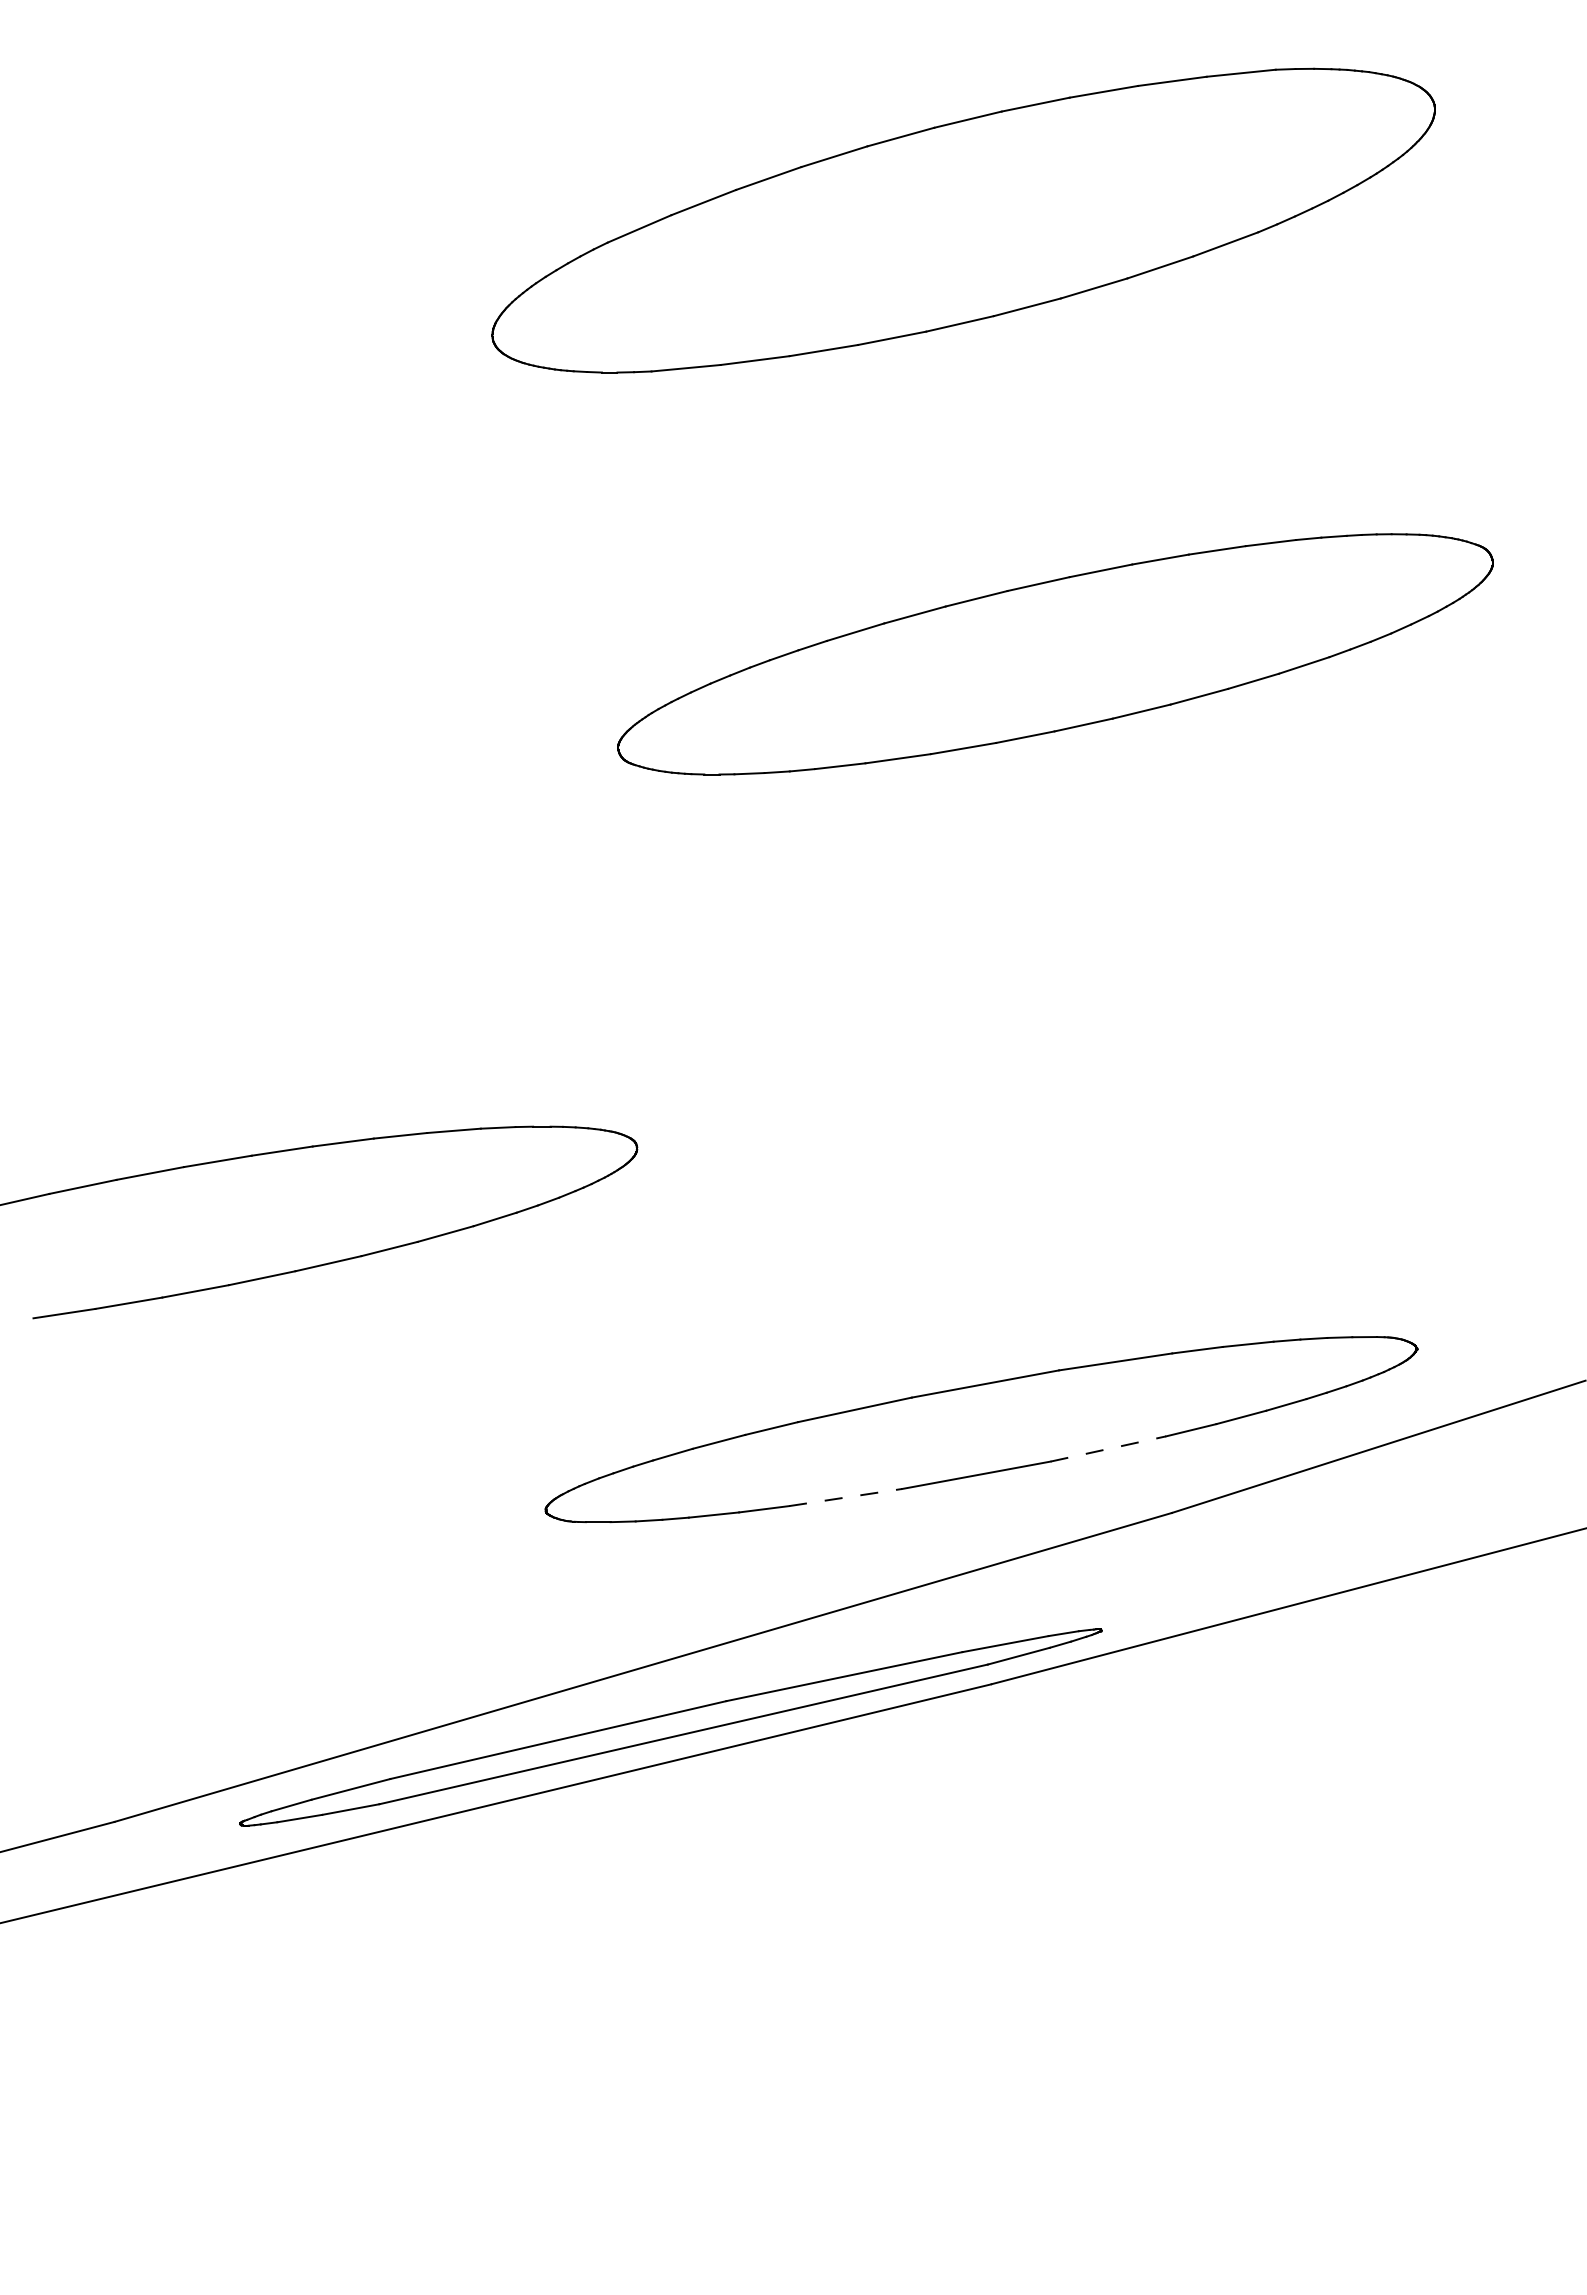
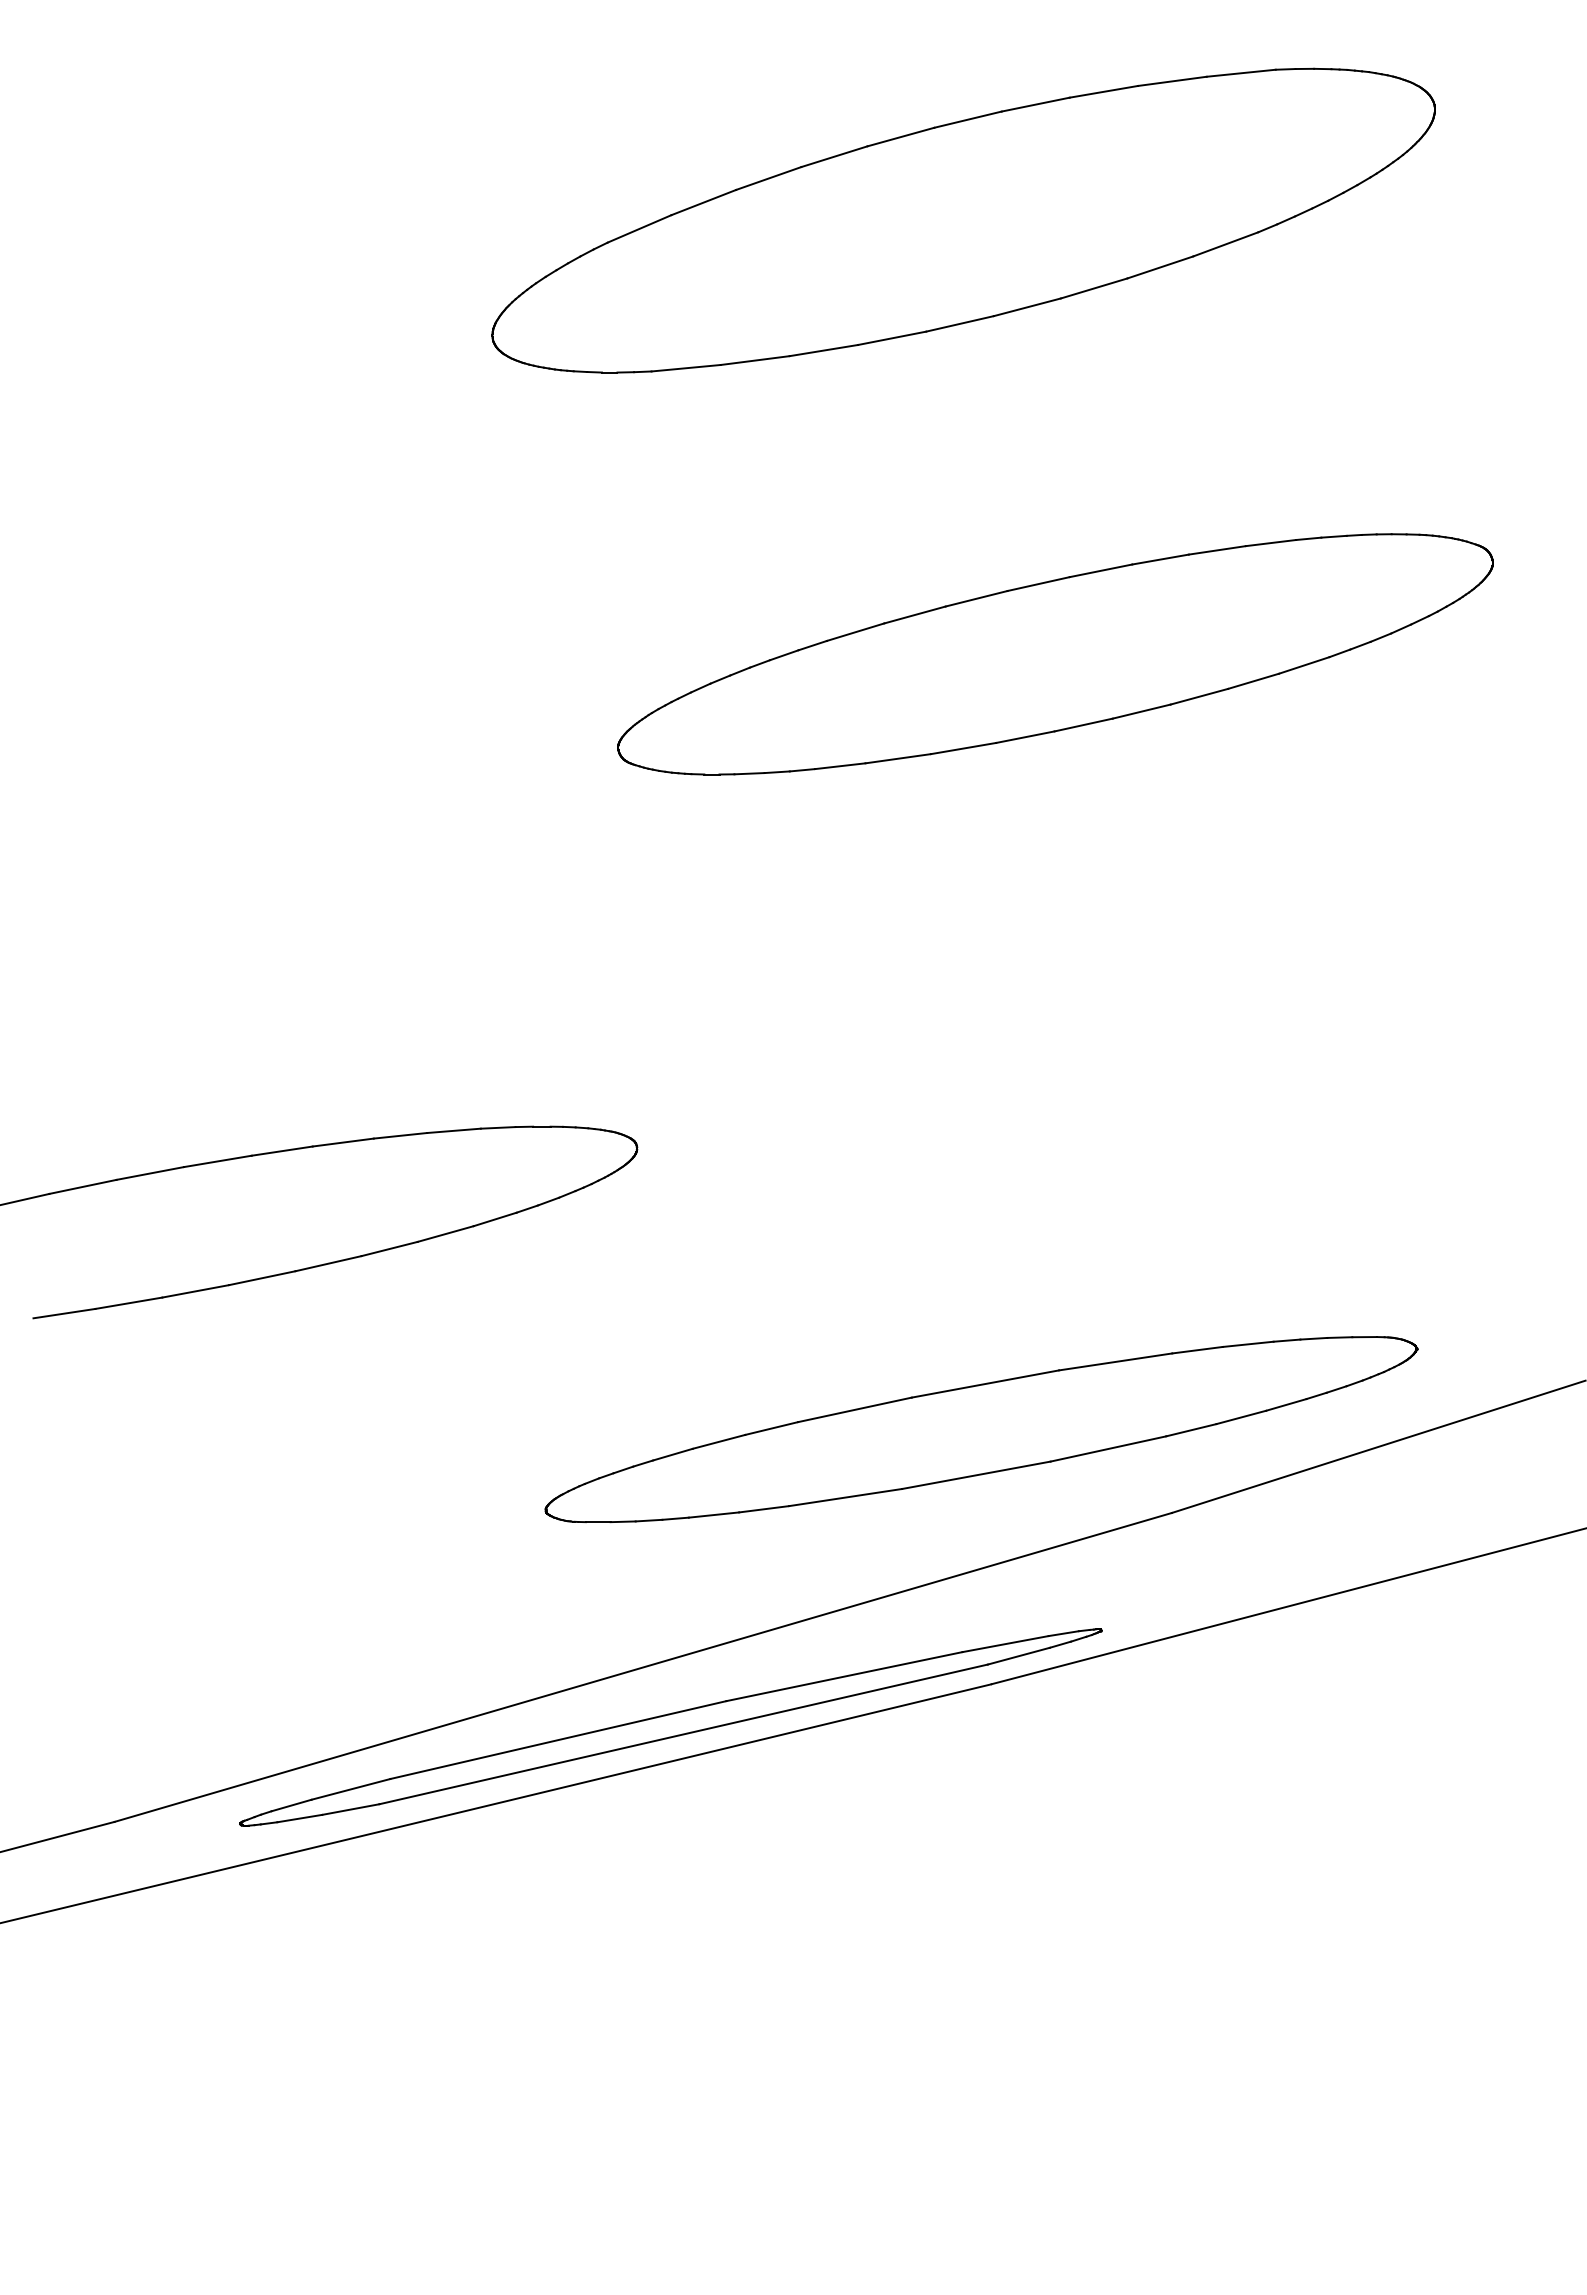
line: dashed -> solid (1108, 1448)
line: dashed -> solid (846, 1497)
